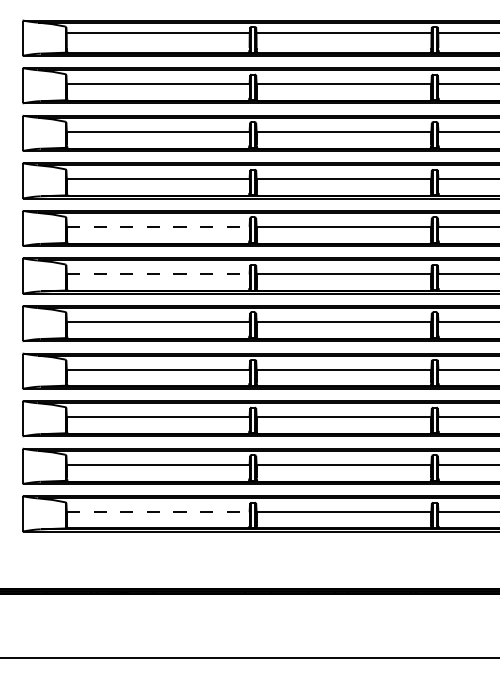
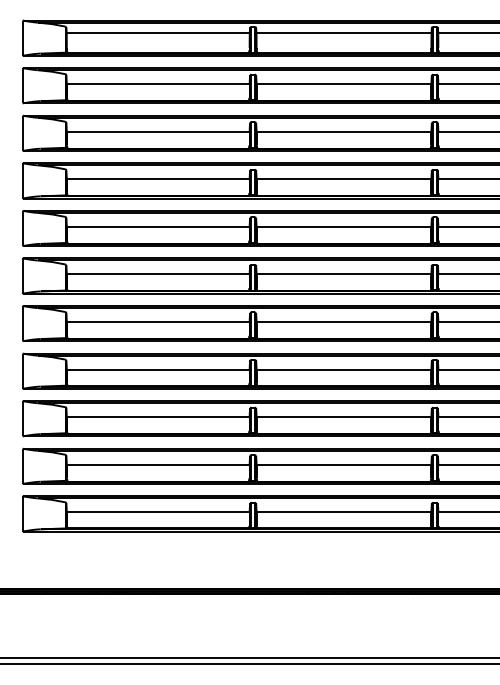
line: dashed -> solid (158, 226)
line: dashed -> solid (158, 274)
line: dashed -> solid (158, 512)
line: none -> present (249, 664)
